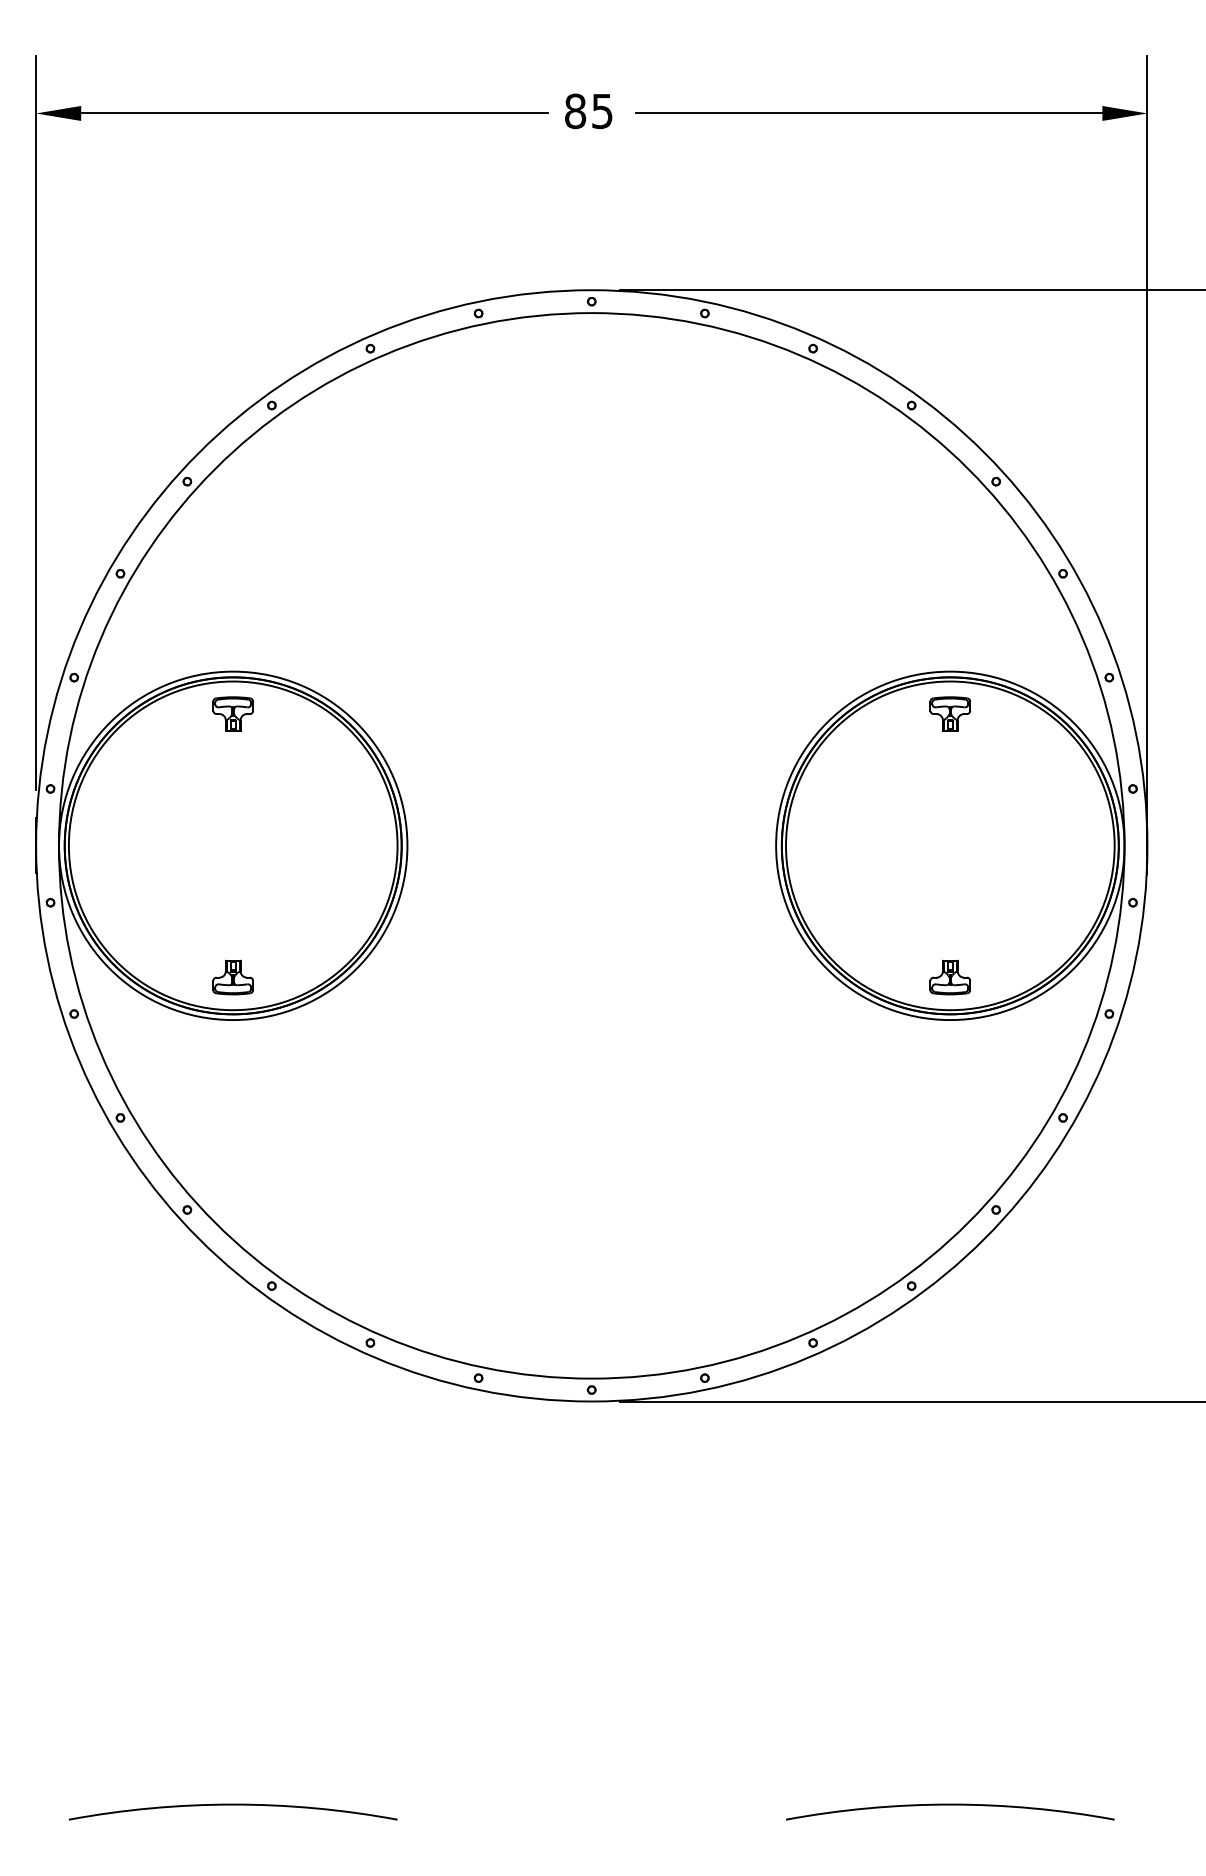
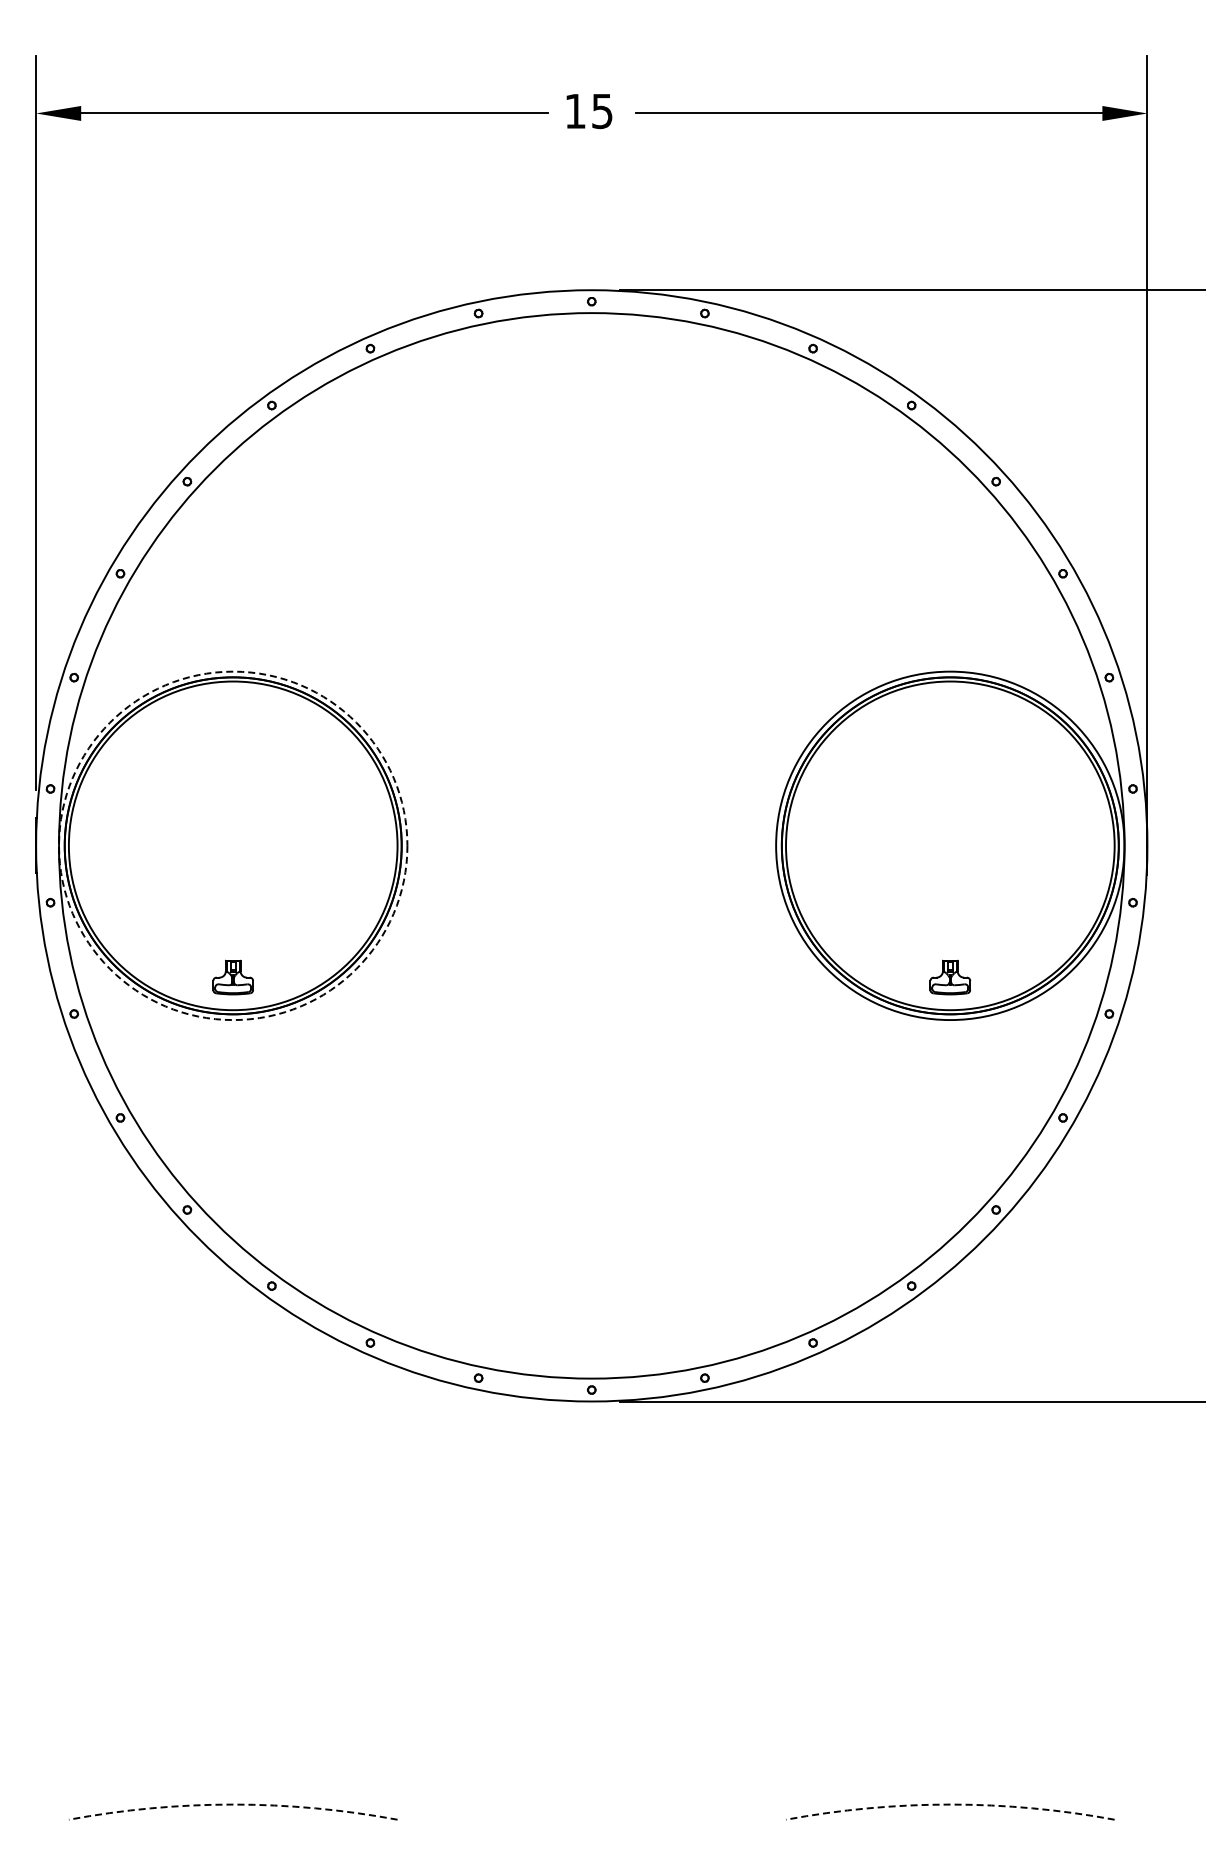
text: 85 -> 15 (575, 111)
part: present -> none (232, 713)
part: present -> none (949, 713)
circle: solid -> dashed (233, 845)
arc: solid -> dashed (233, 1804)
arc: solid -> dashed (950, 1804)
